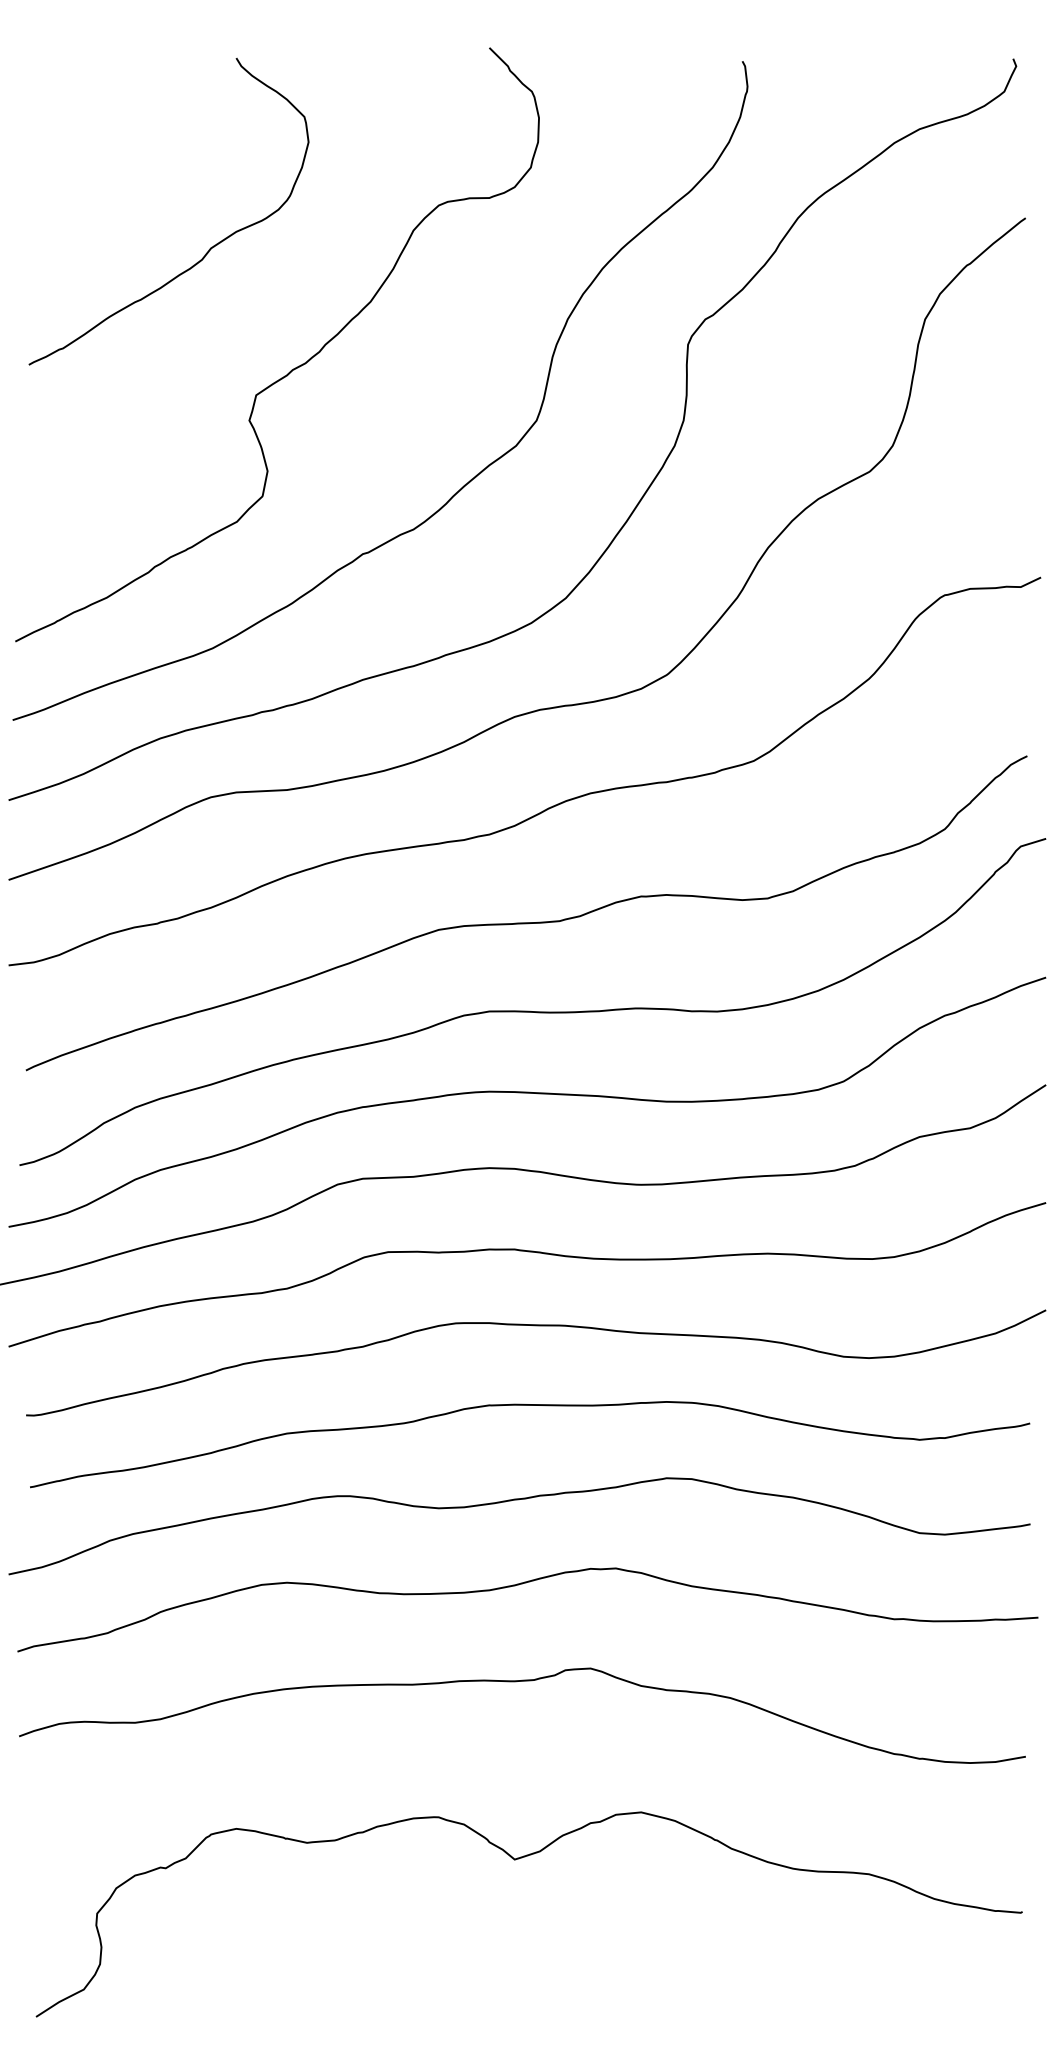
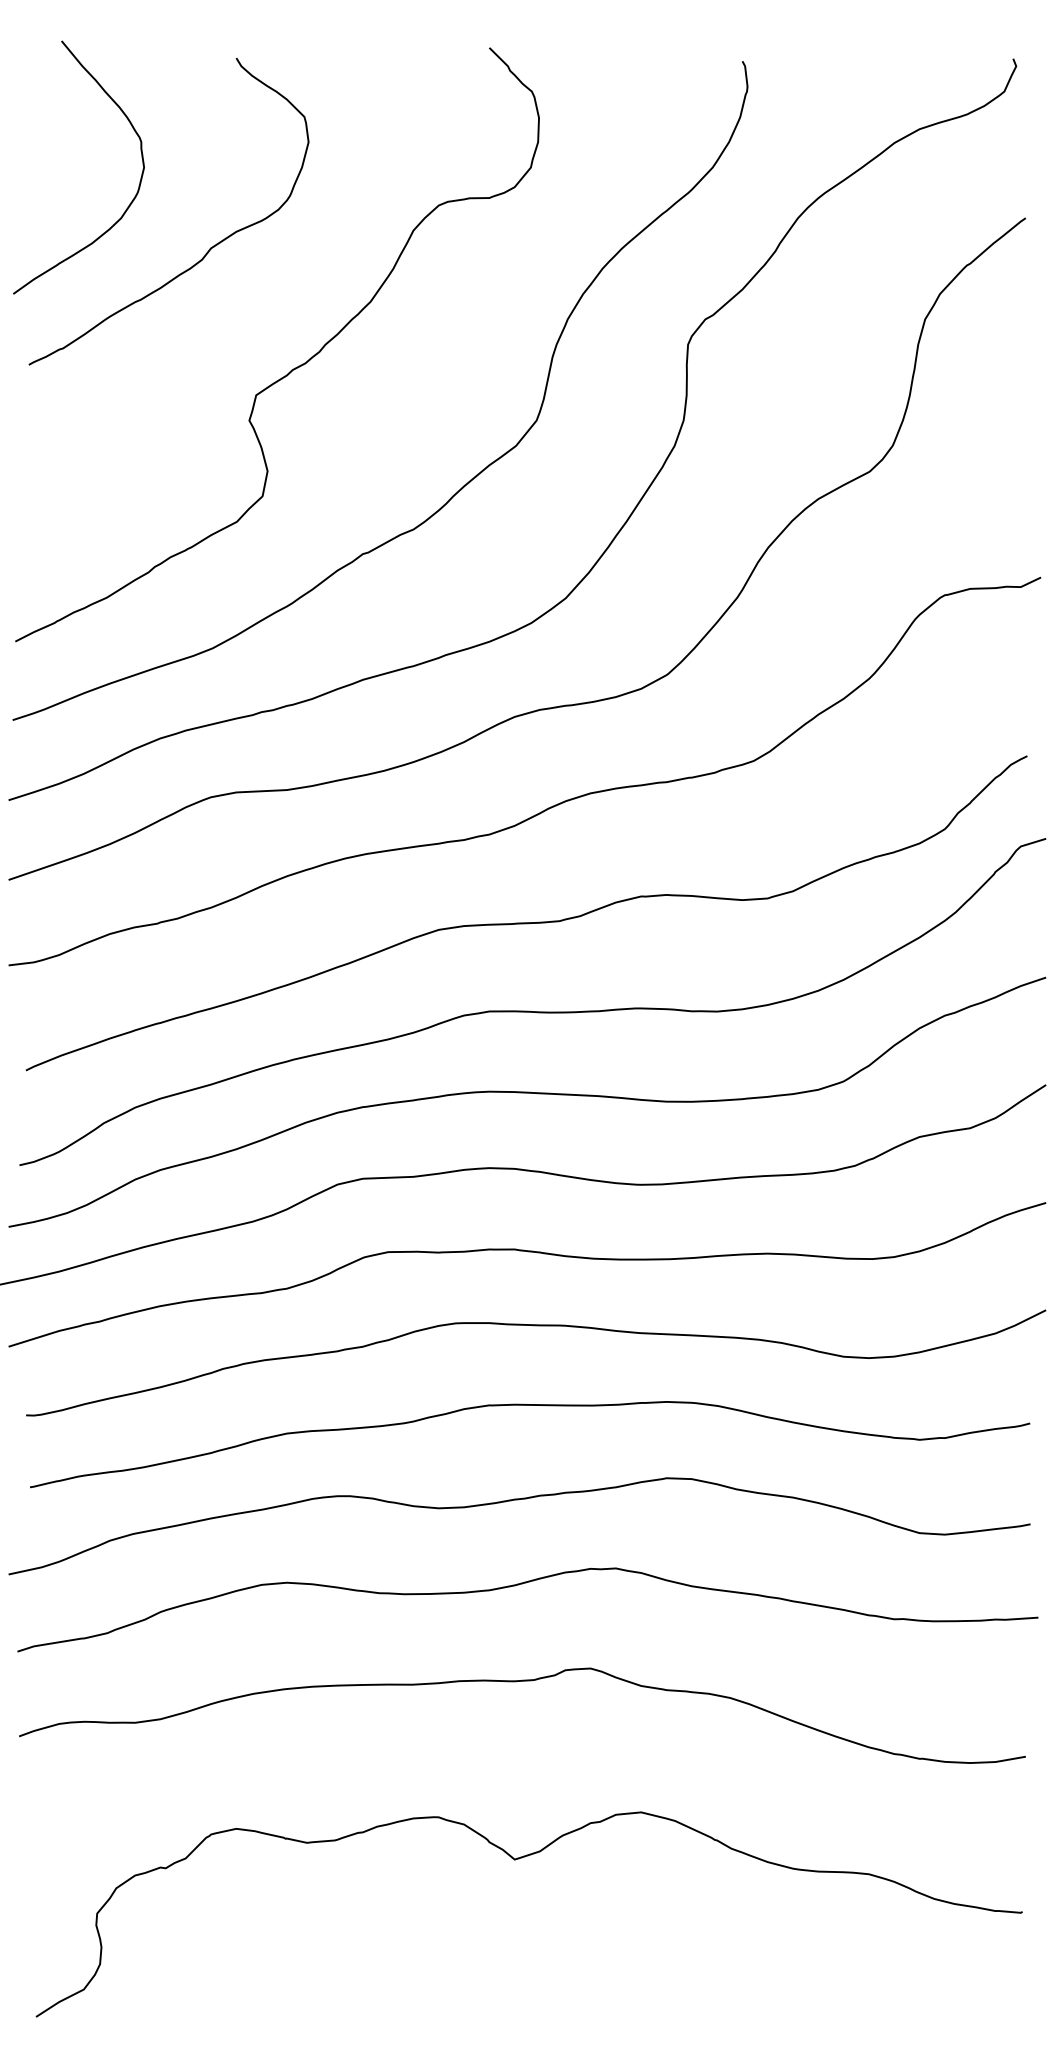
curve: none -> present (139, 181)
